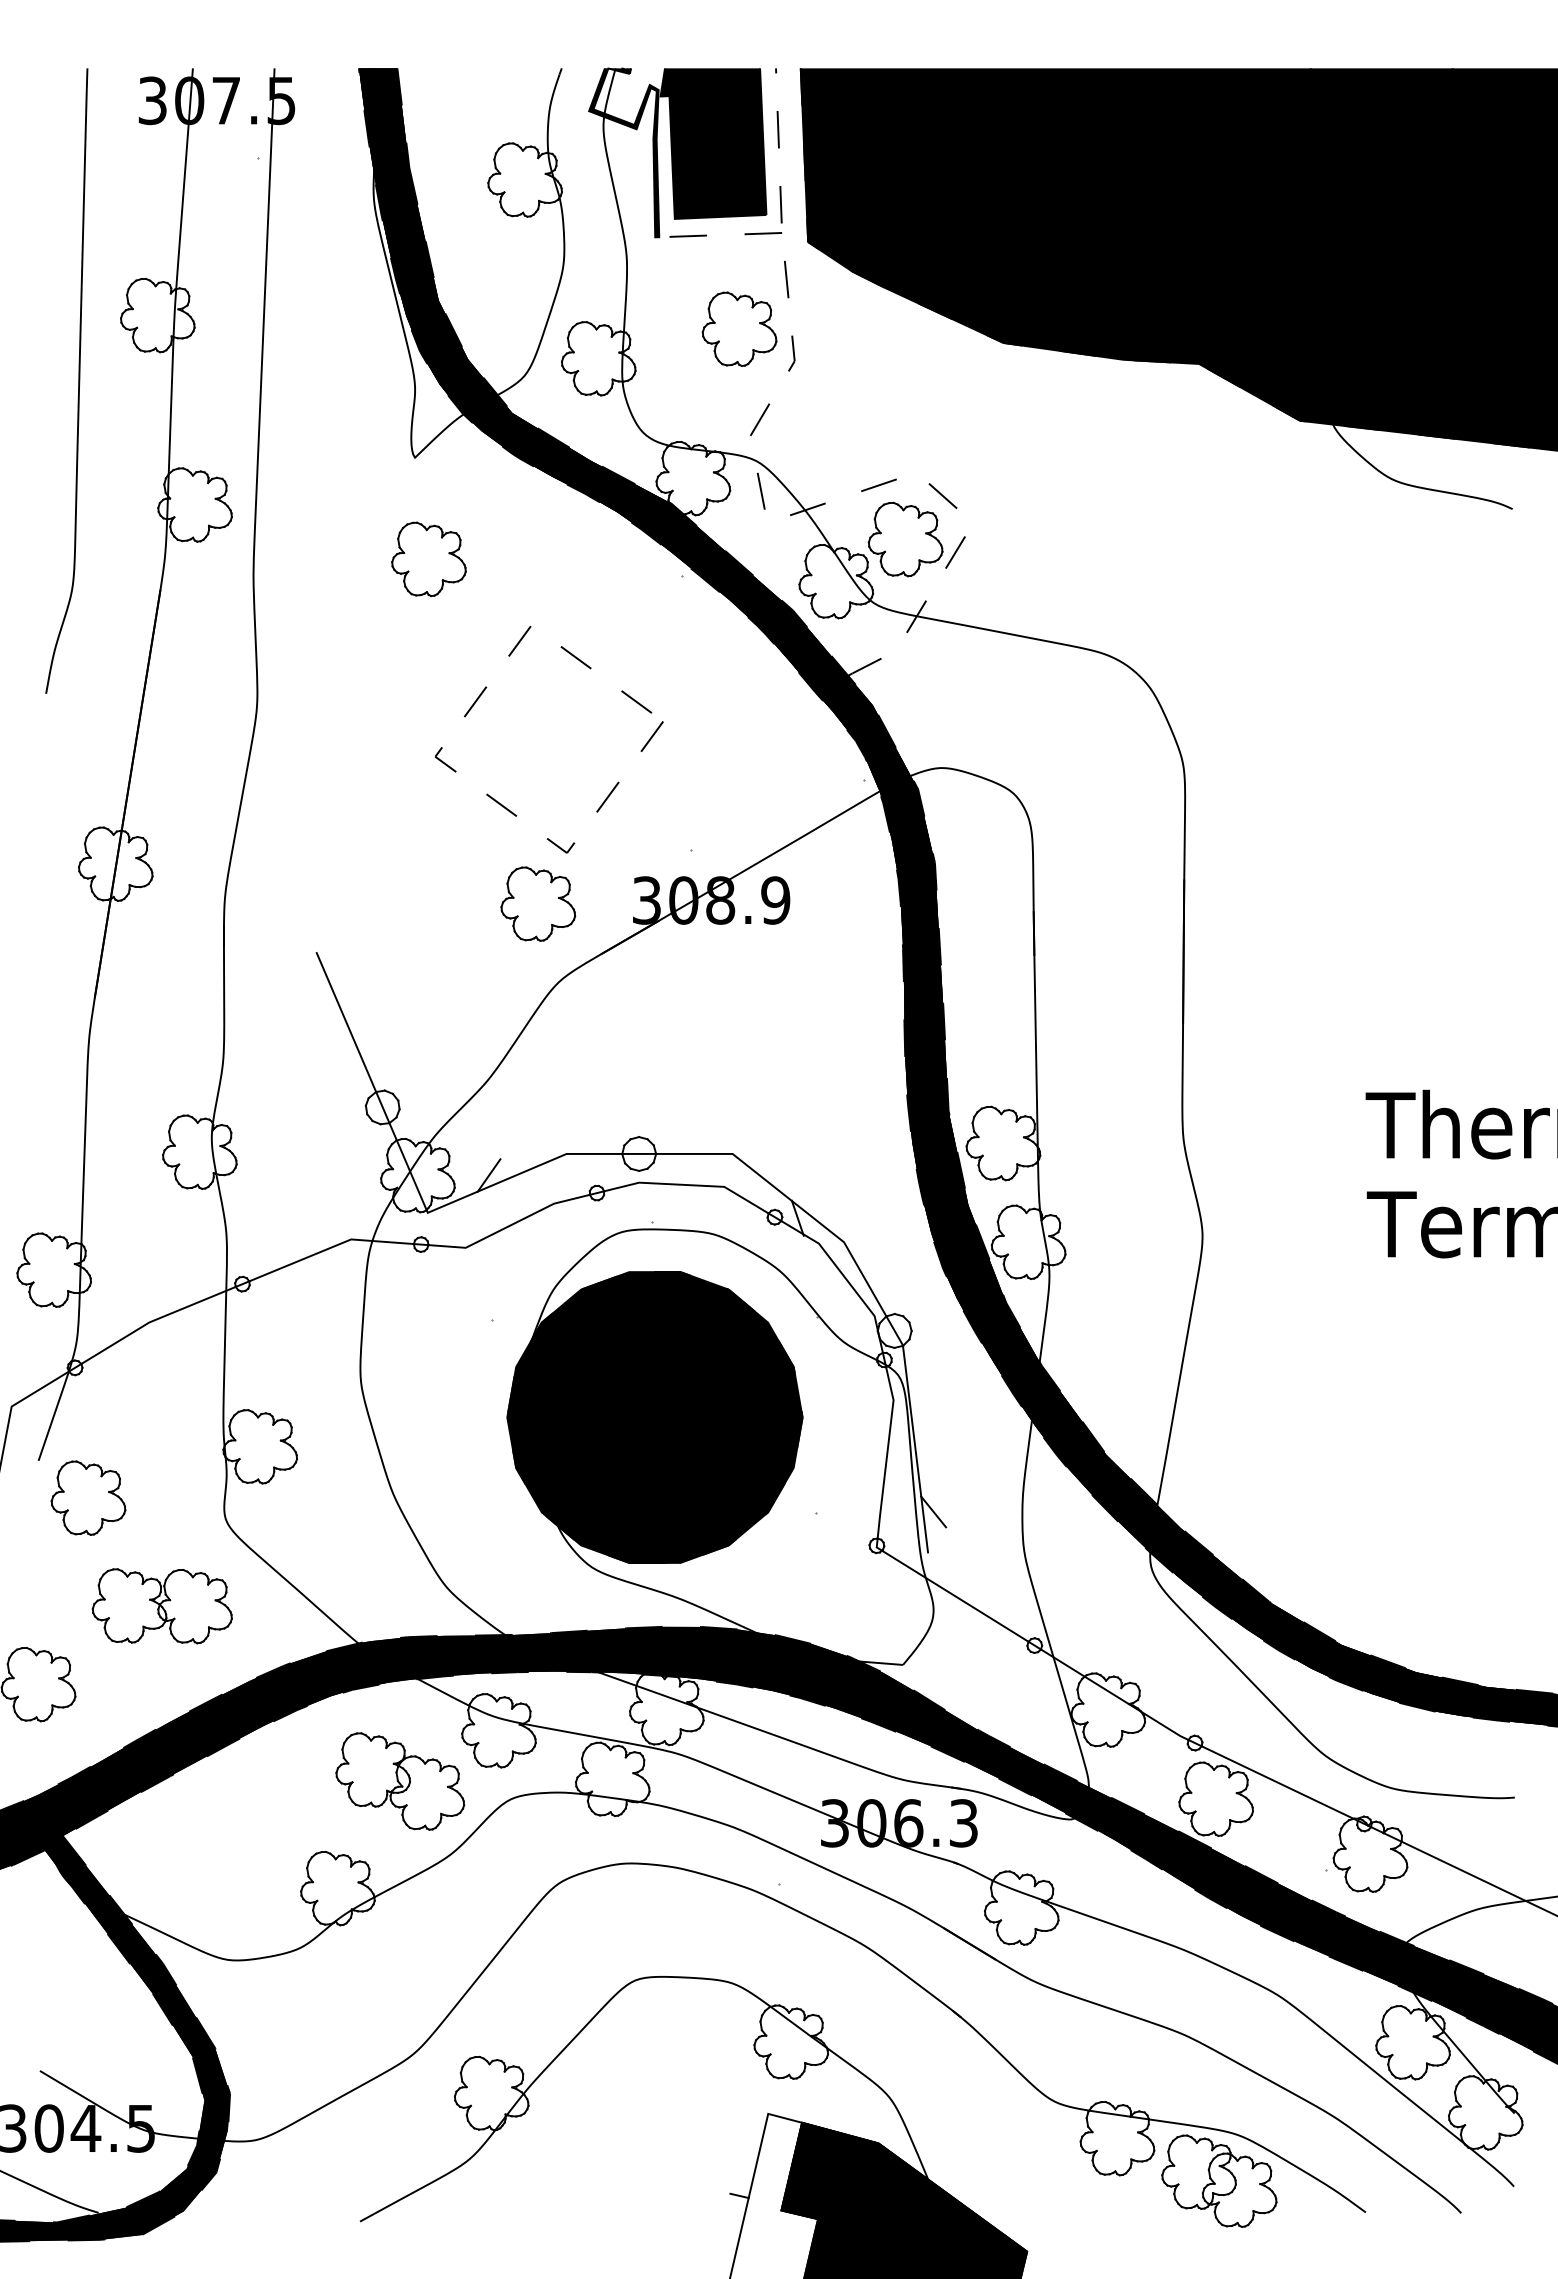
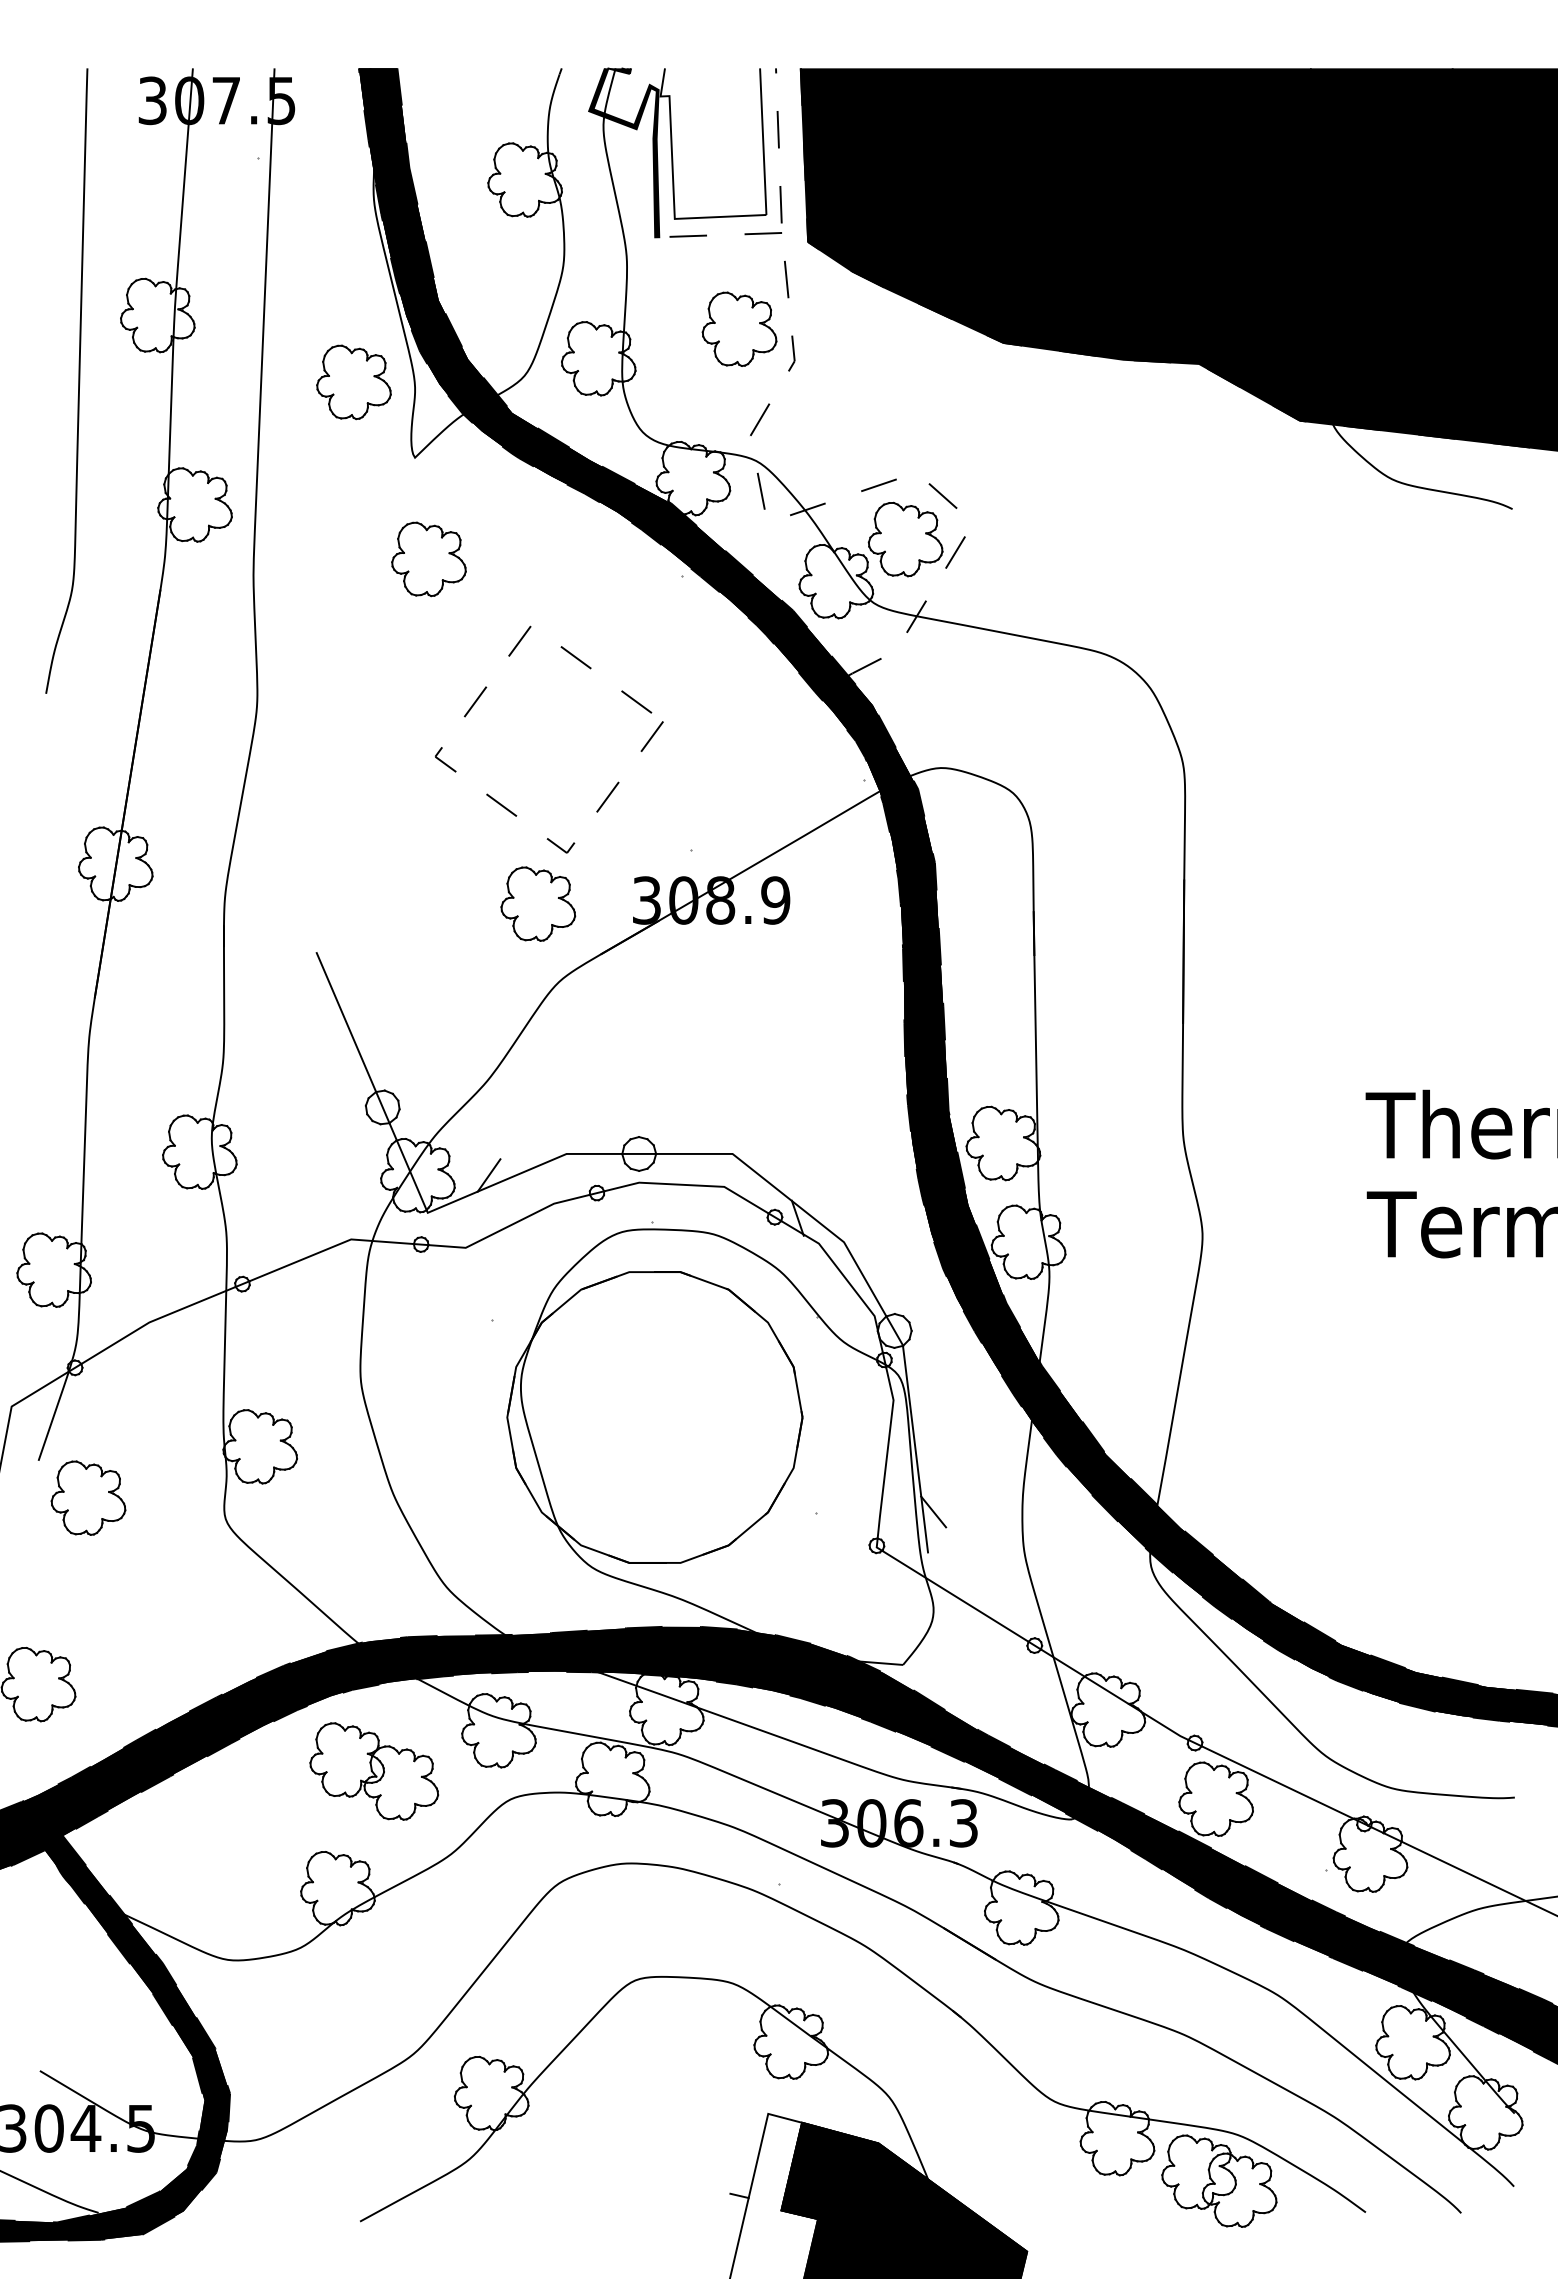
fill: present -> none (713, 143)
part: none -> present (353, 382)
fill: present -> none (654, 1417)
part: present -> none (161, 1606)
part position: (400, 1781) -> (374, 1771) (374, 1771)
